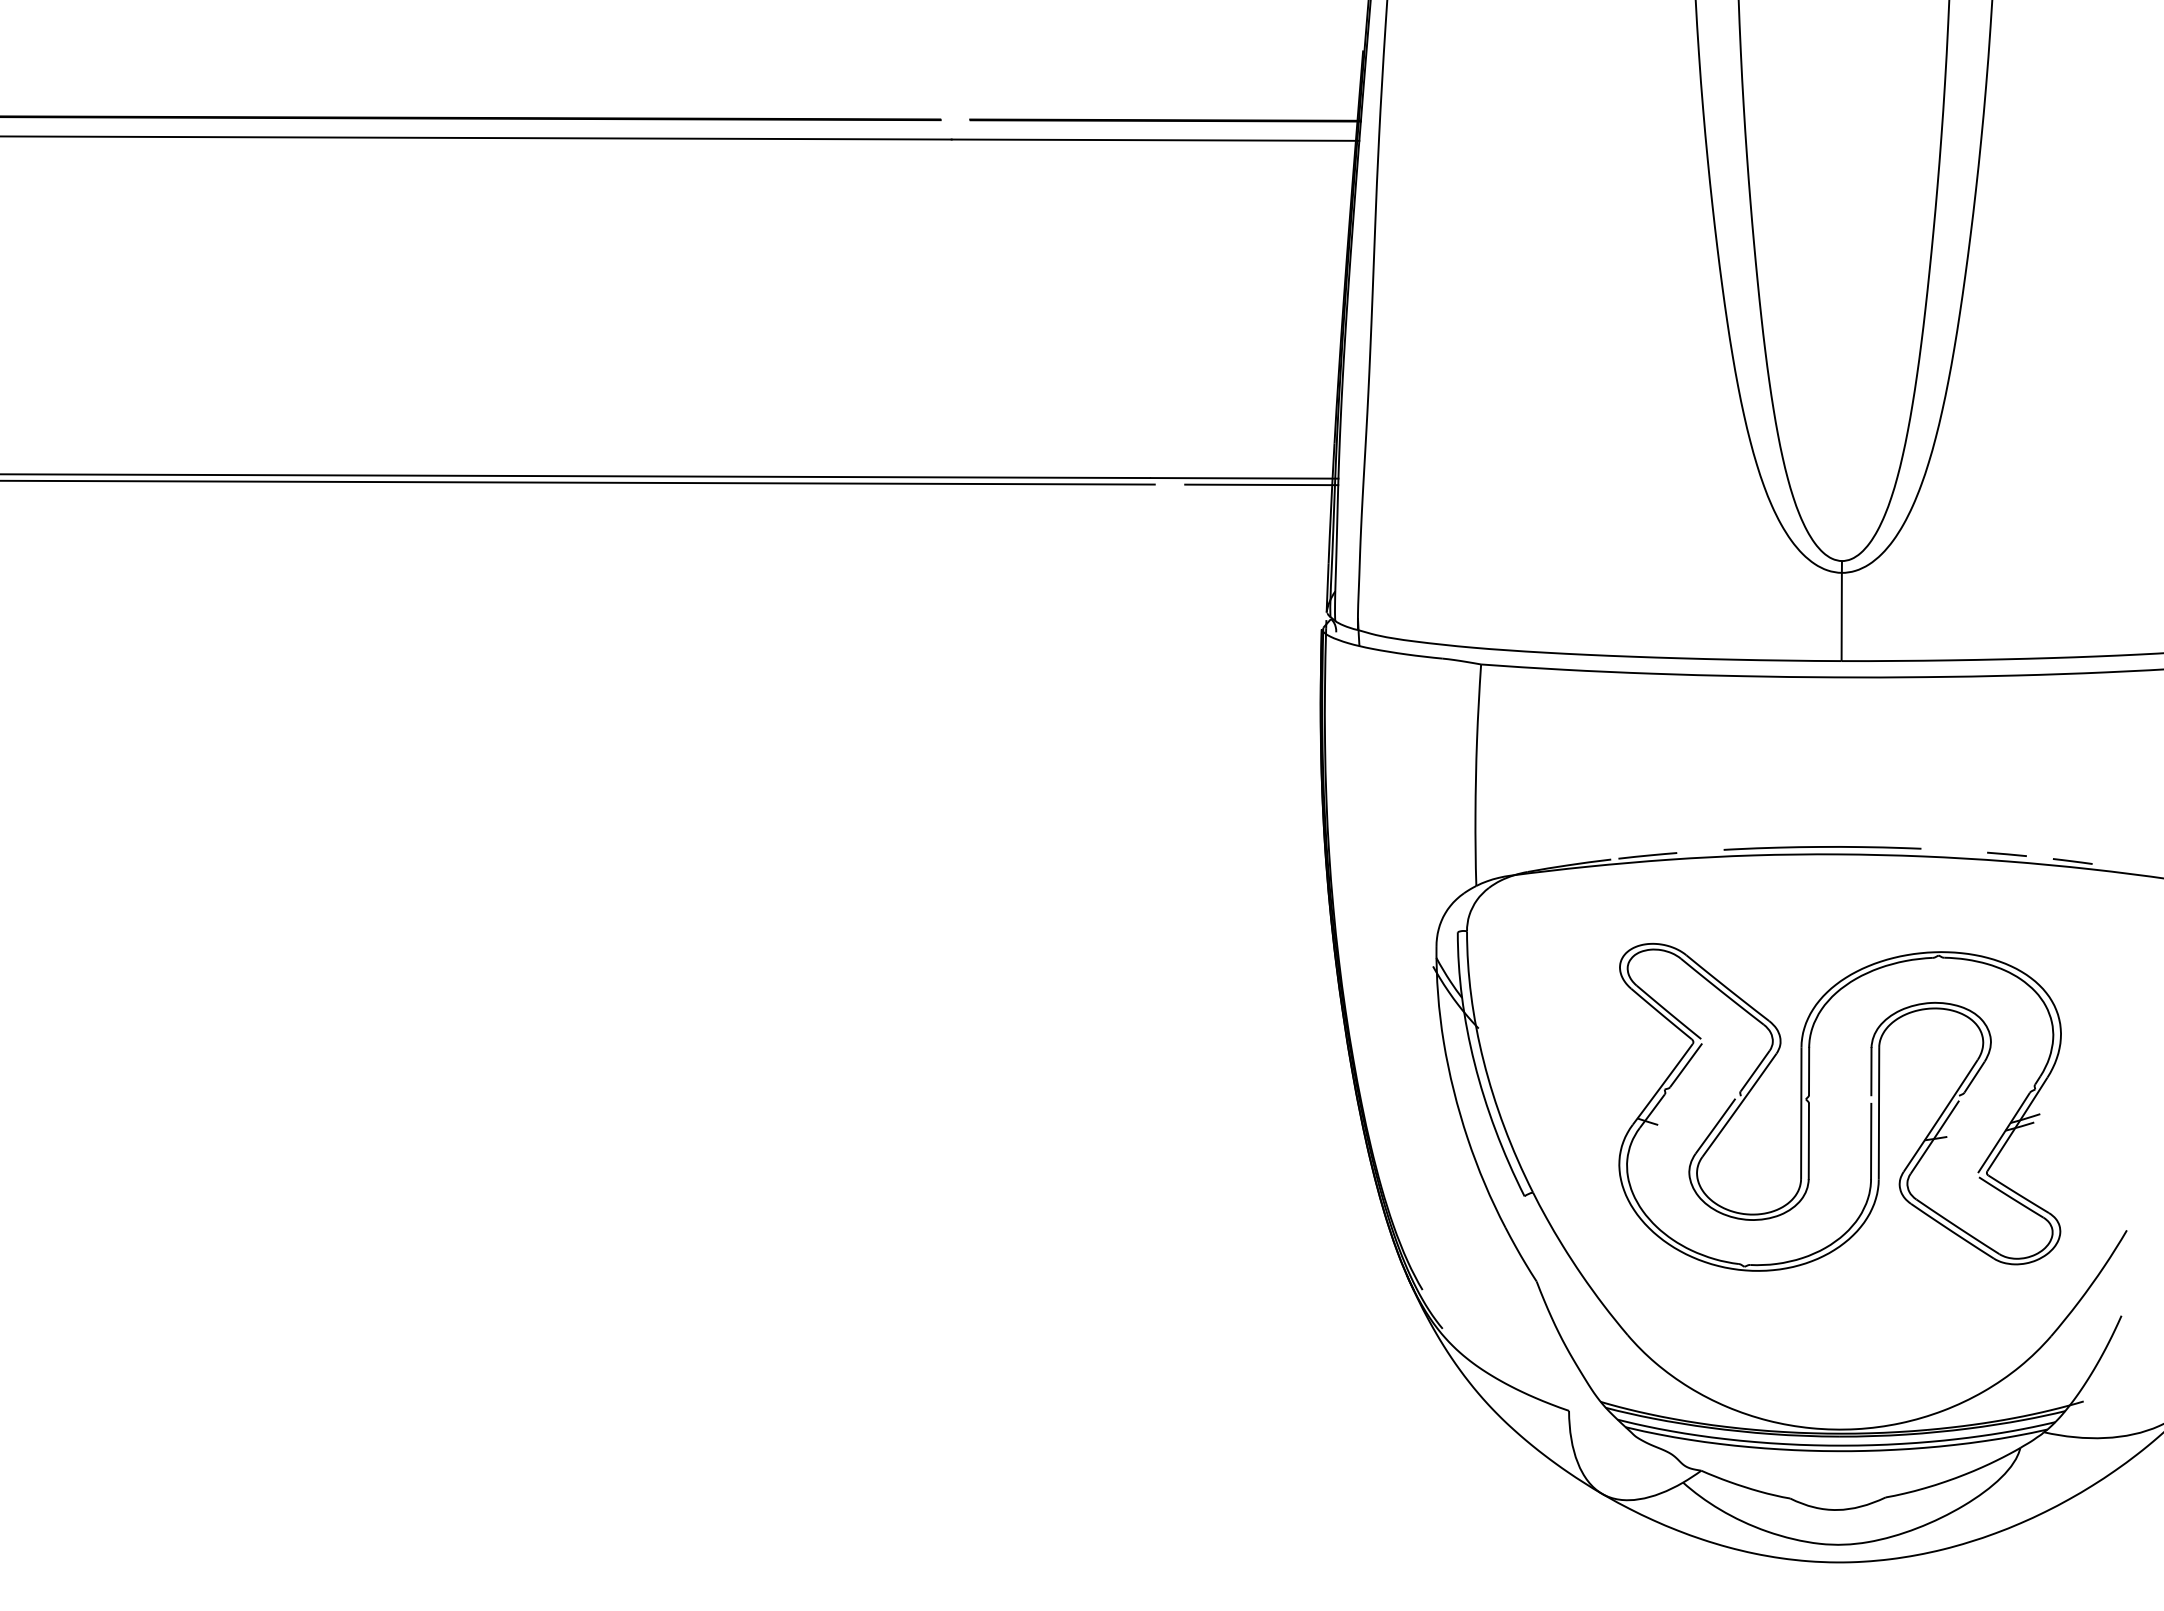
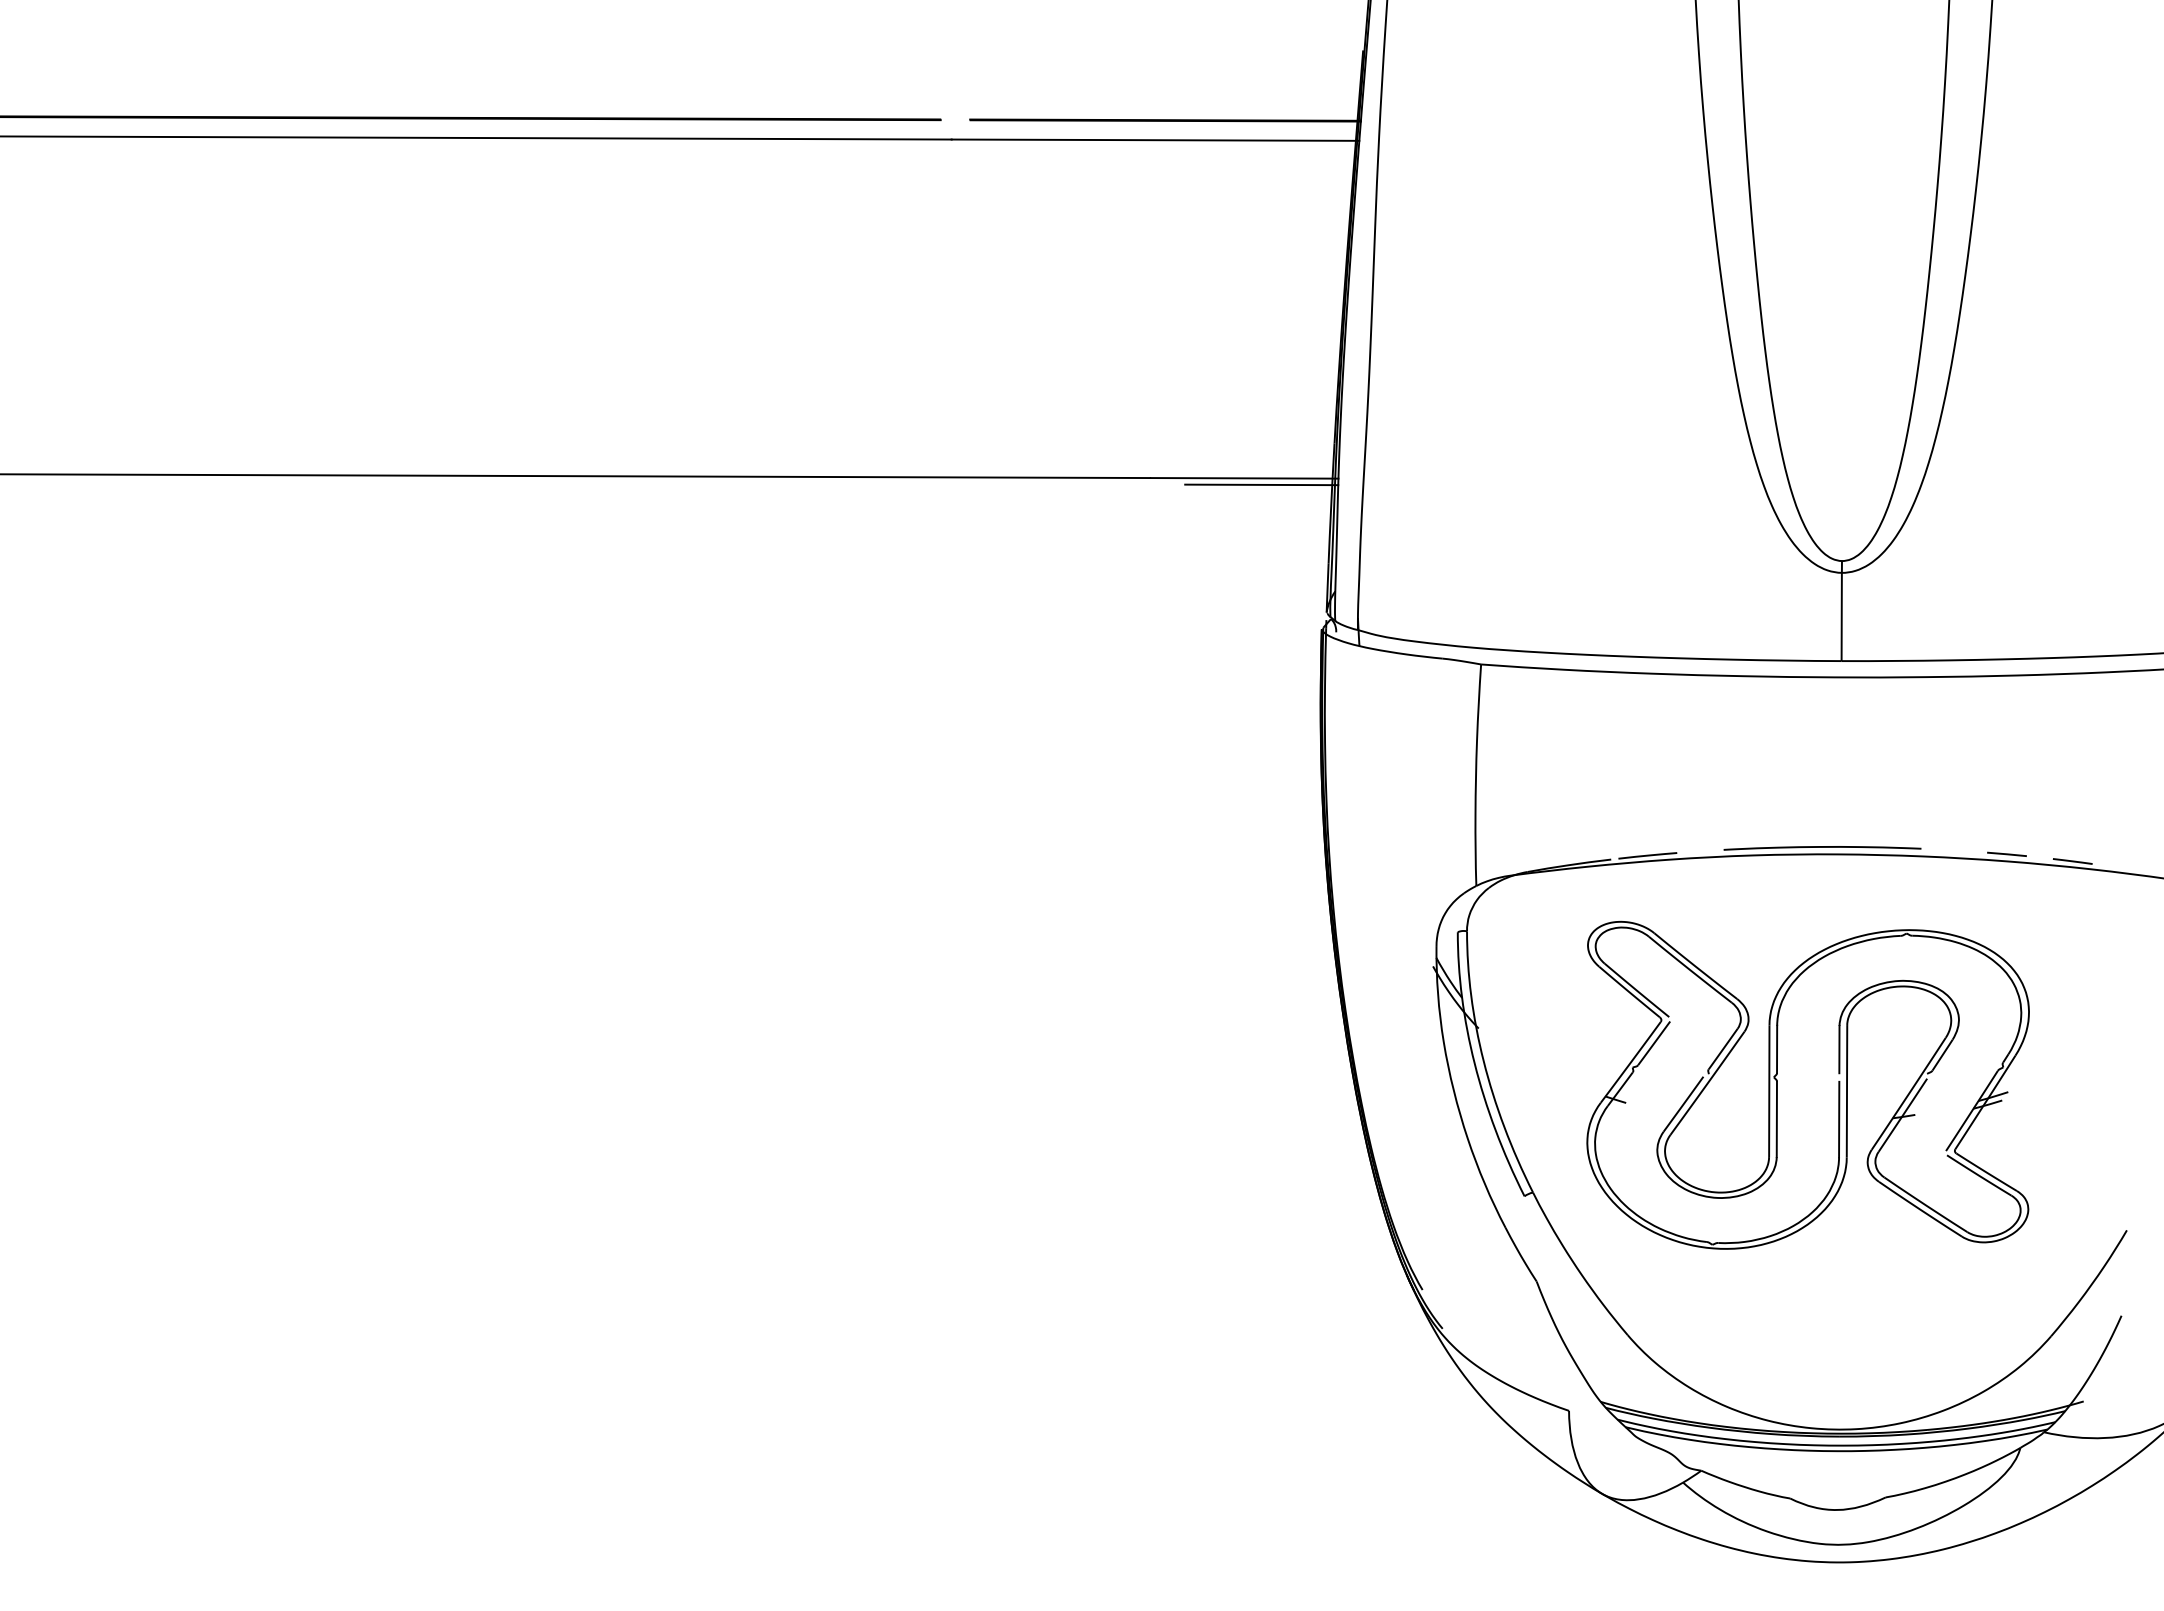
line: present -> none (578, 482)
part position: (1839, 1106) -> (1807, 1084) (1807, 1084)
